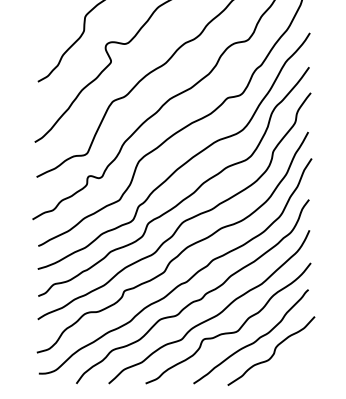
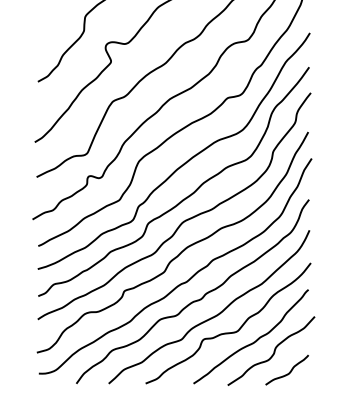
curve: none -> present (289, 371)
